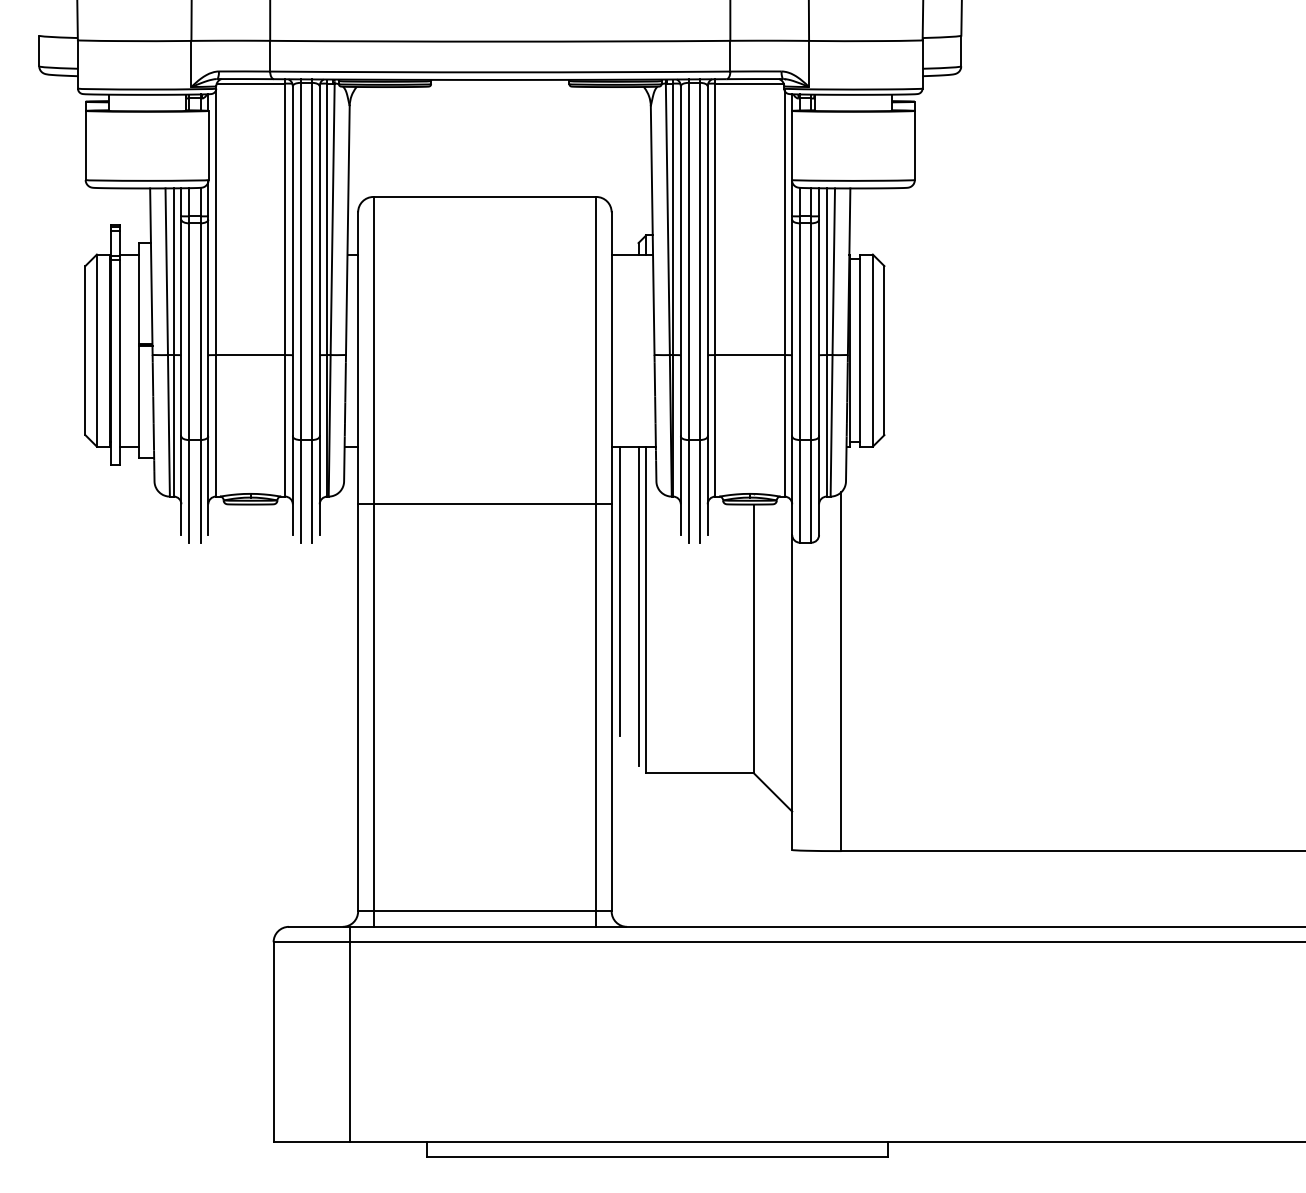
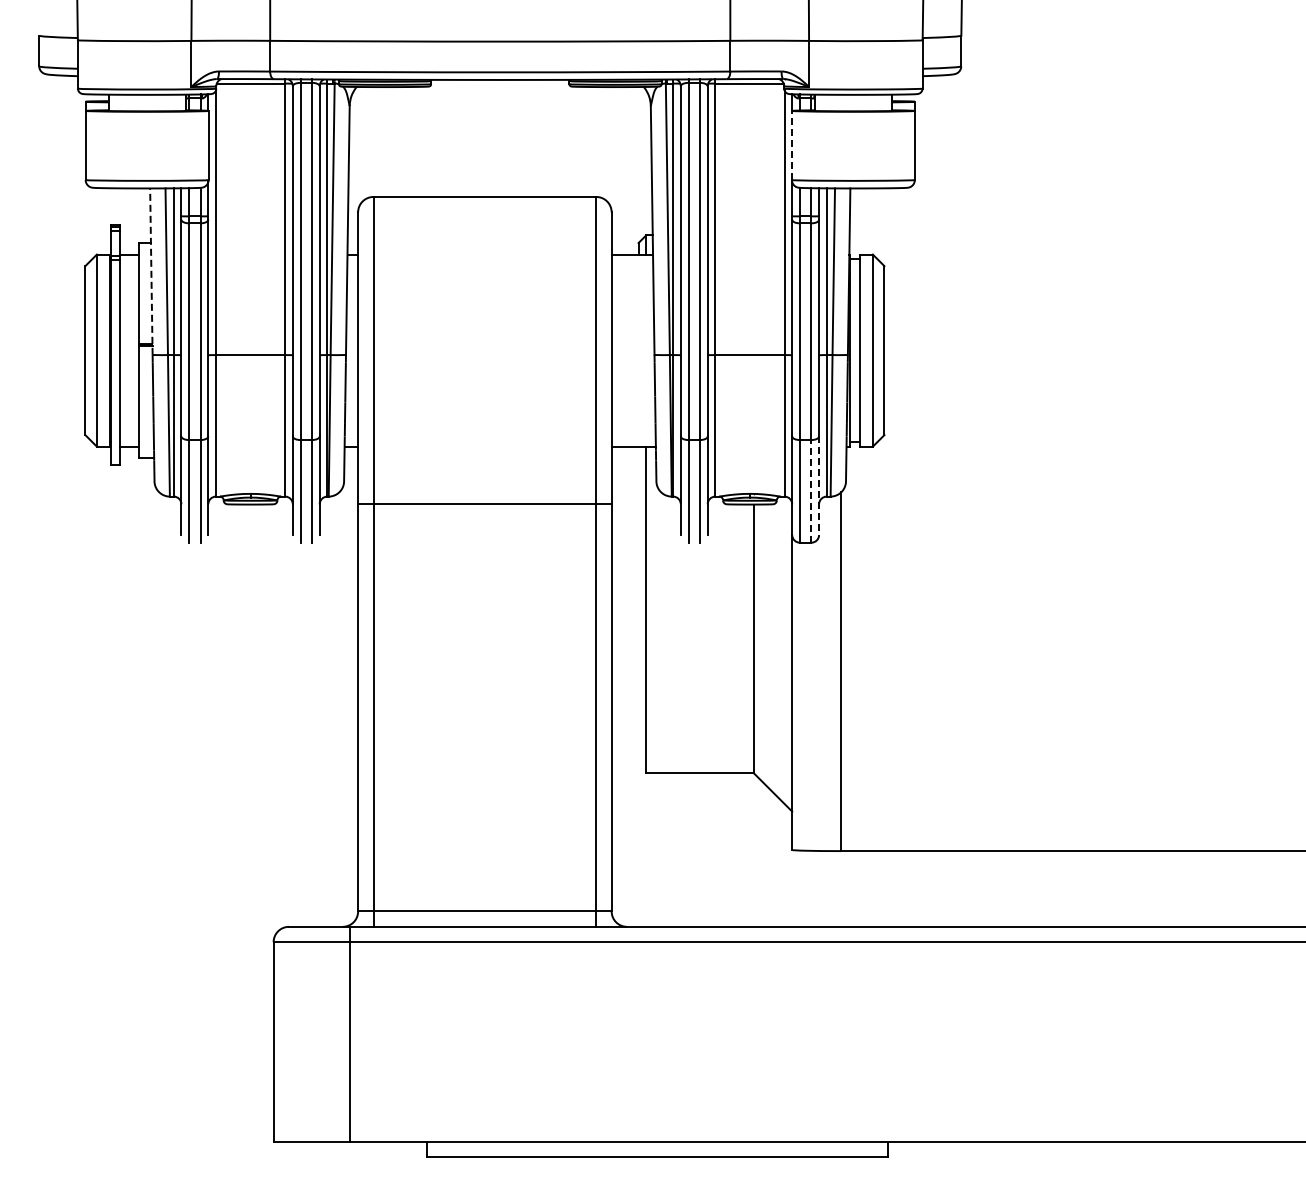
line: solid -> dashed (791, 145)
line: solid -> dashed (151, 271)
line: solid -> dashed (819, 486)
line: solid -> dashed (811, 490)
line: present -> none (620, 591)
line: present -> none (638, 605)
